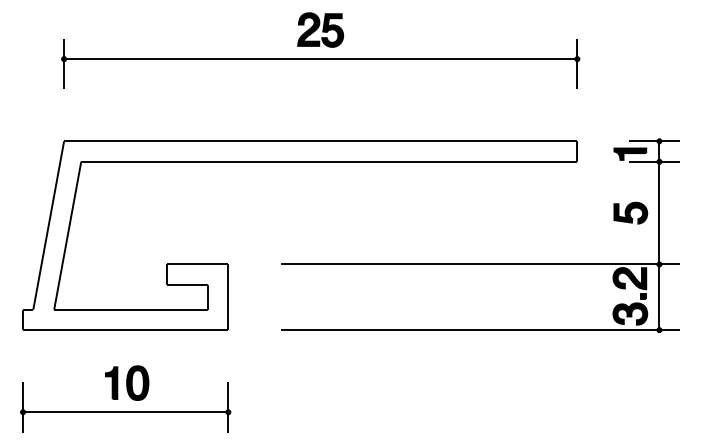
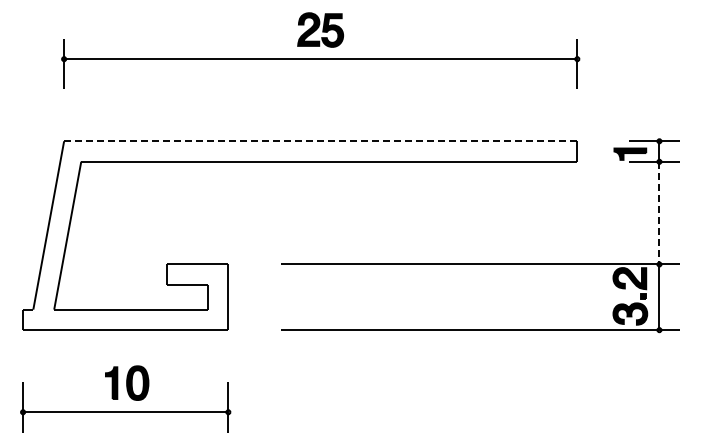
line: solid -> dashed (320, 141)
part: present -> none (630, 212)
line: solid -> dashed (659, 213)
